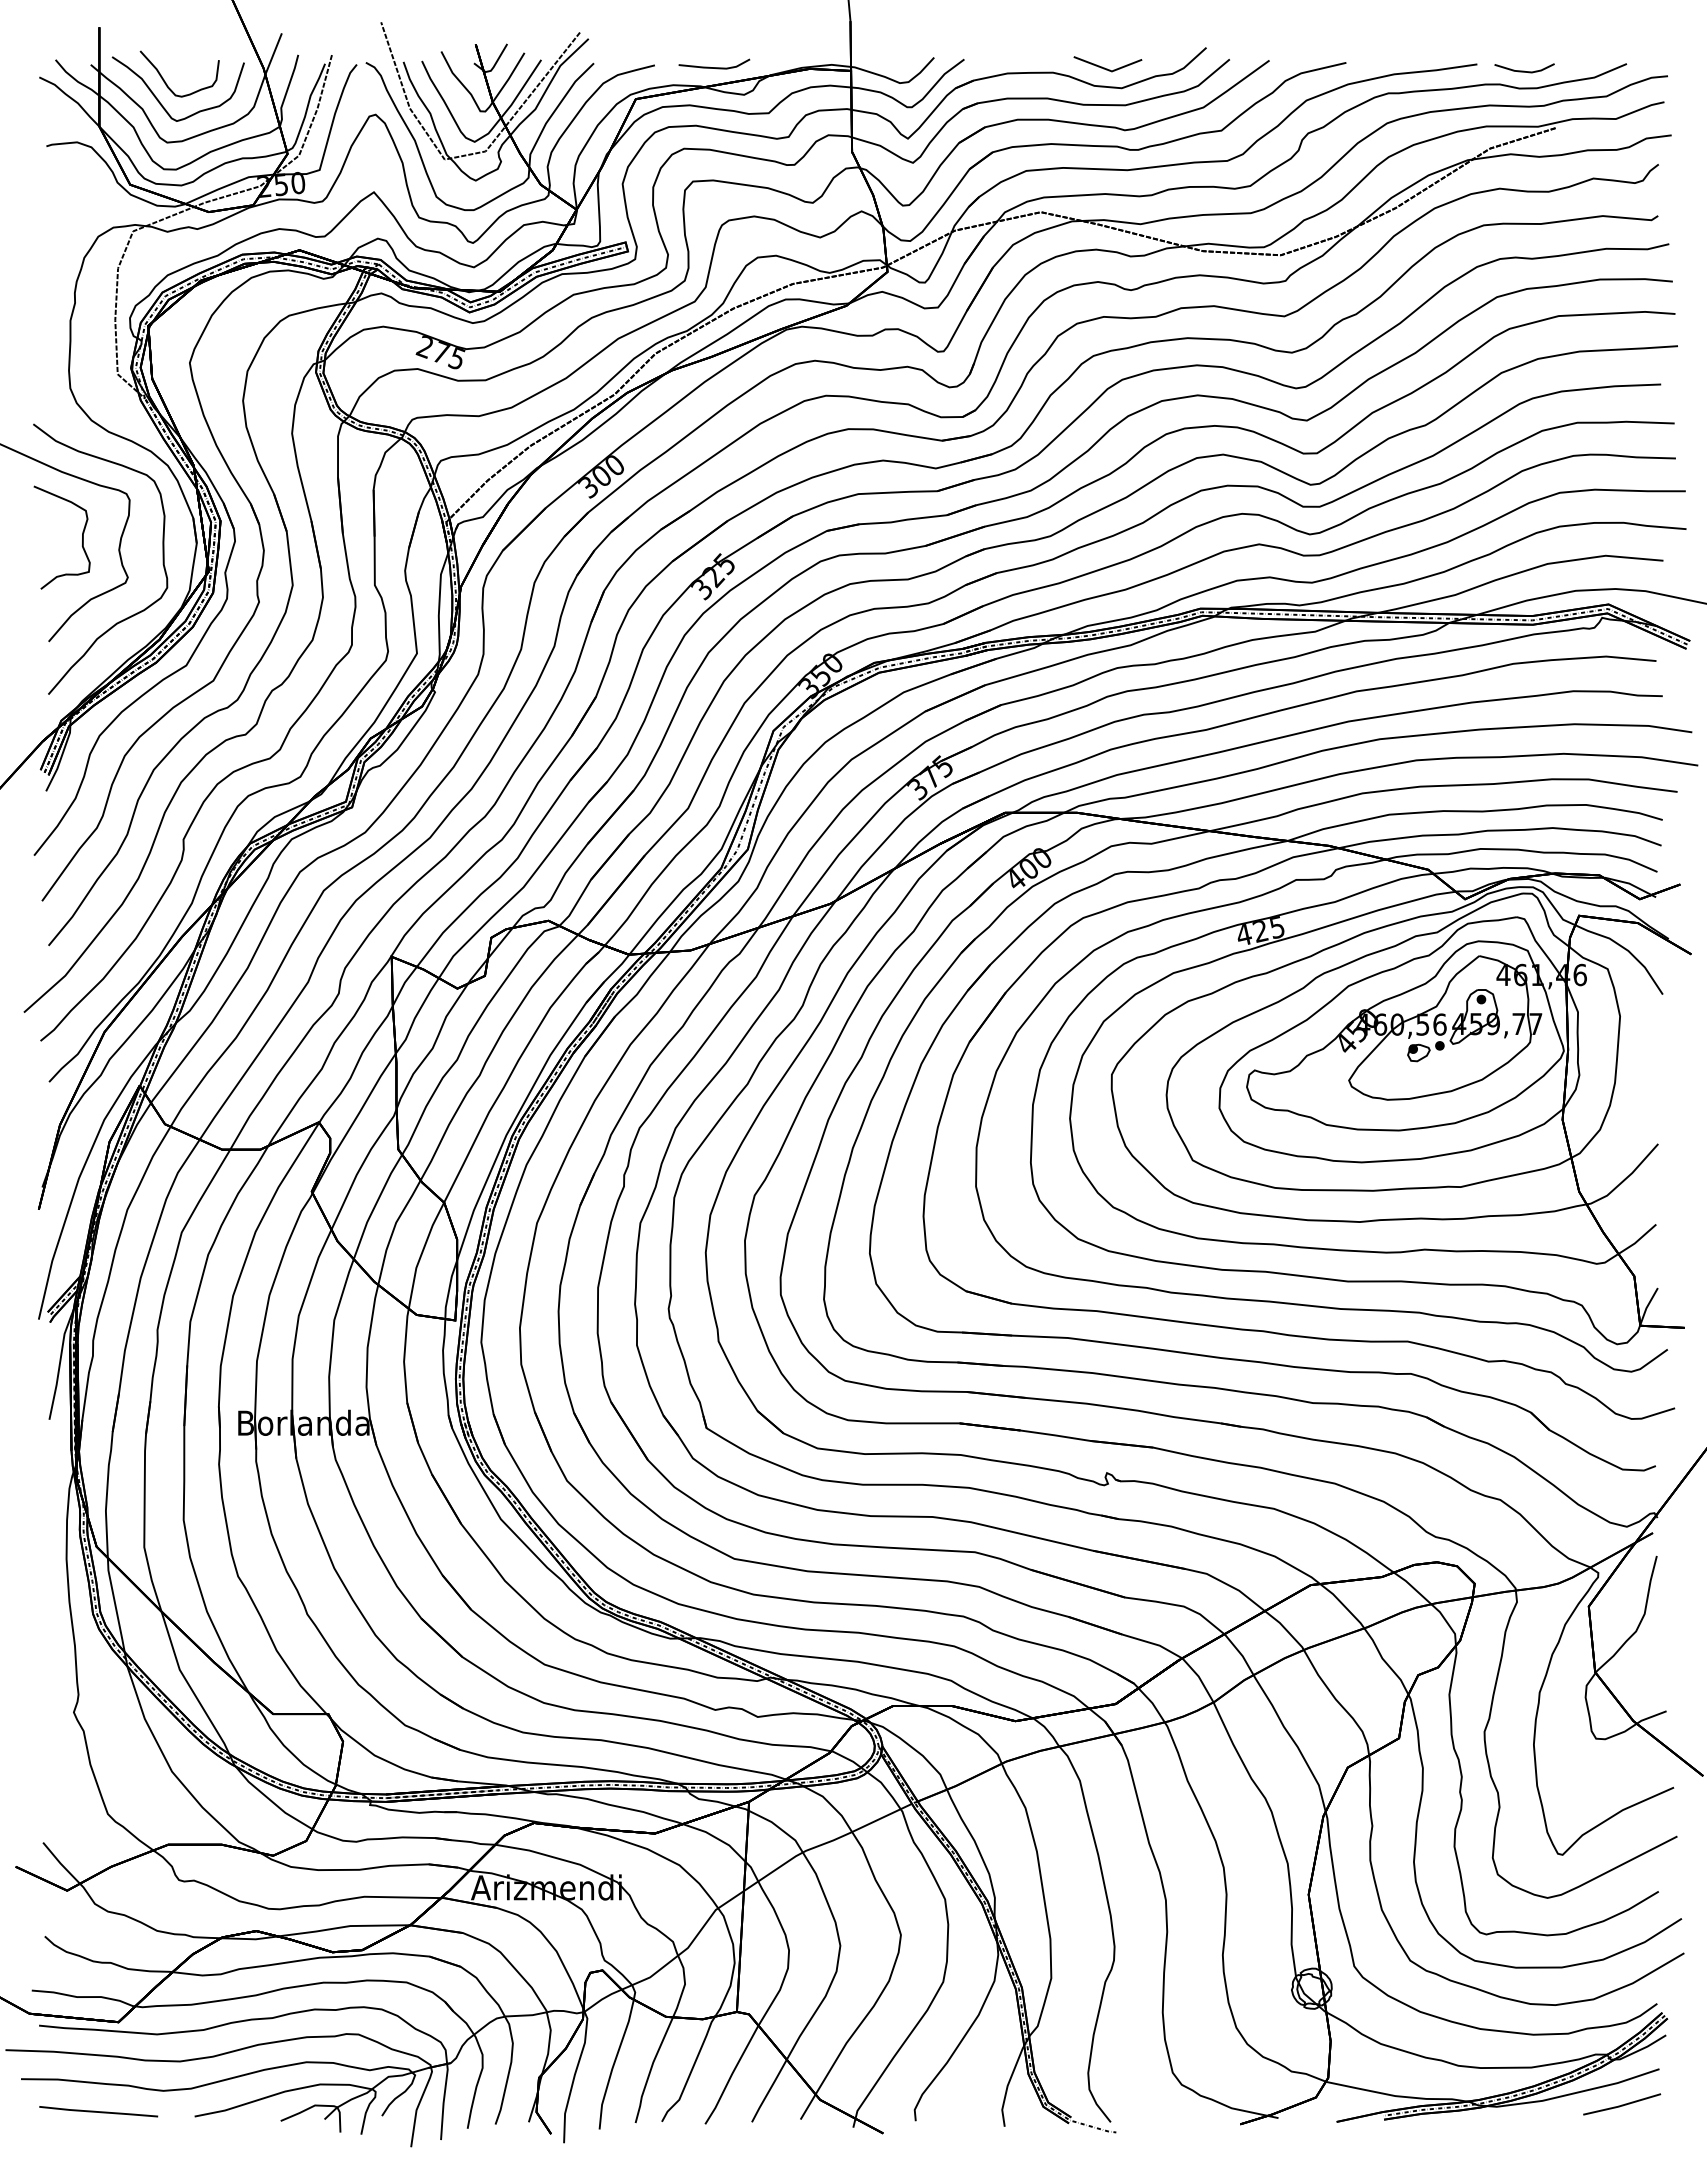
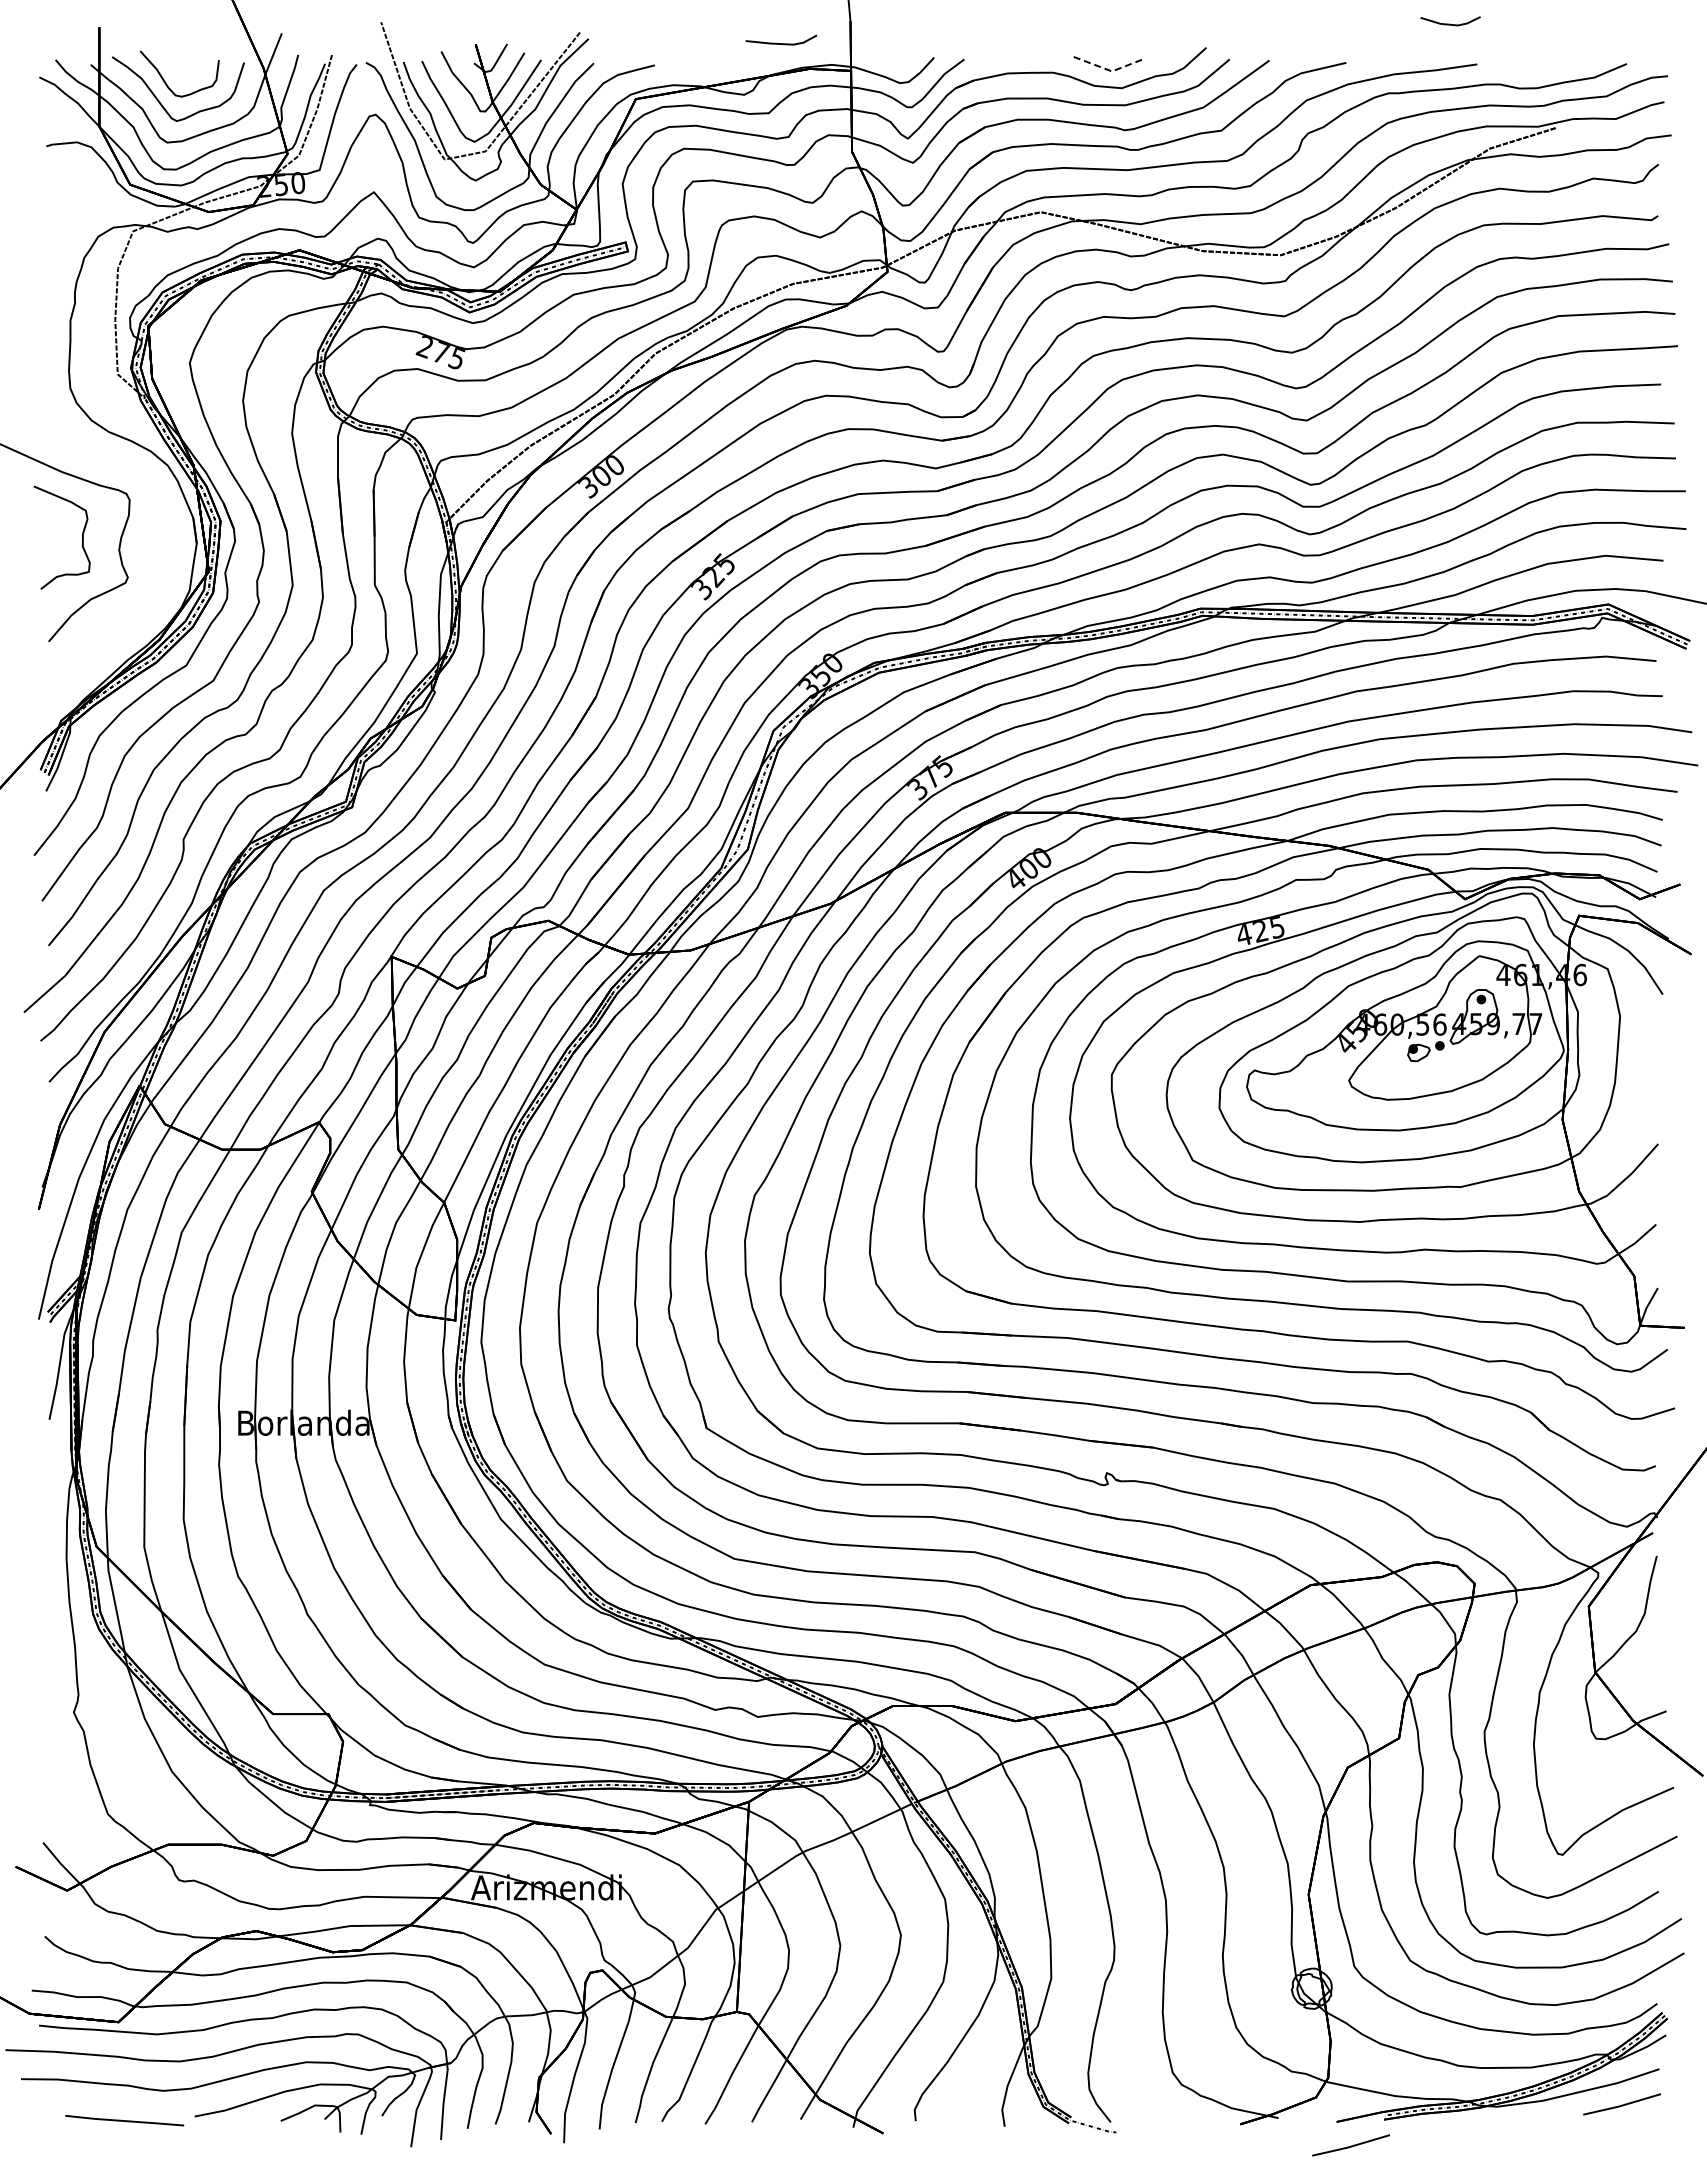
line position: (714, 67) -> (781, 43) (781, 43)
line: solid -> dashed (1109, 70)
line position: (1524, 70) -> (1450, 23) (1450, 23)
curve: present -> none (162, 558)
line position: (98, 2111) -> (124, 2120) (124, 2120)
line: none -> present (1351, 2145)
